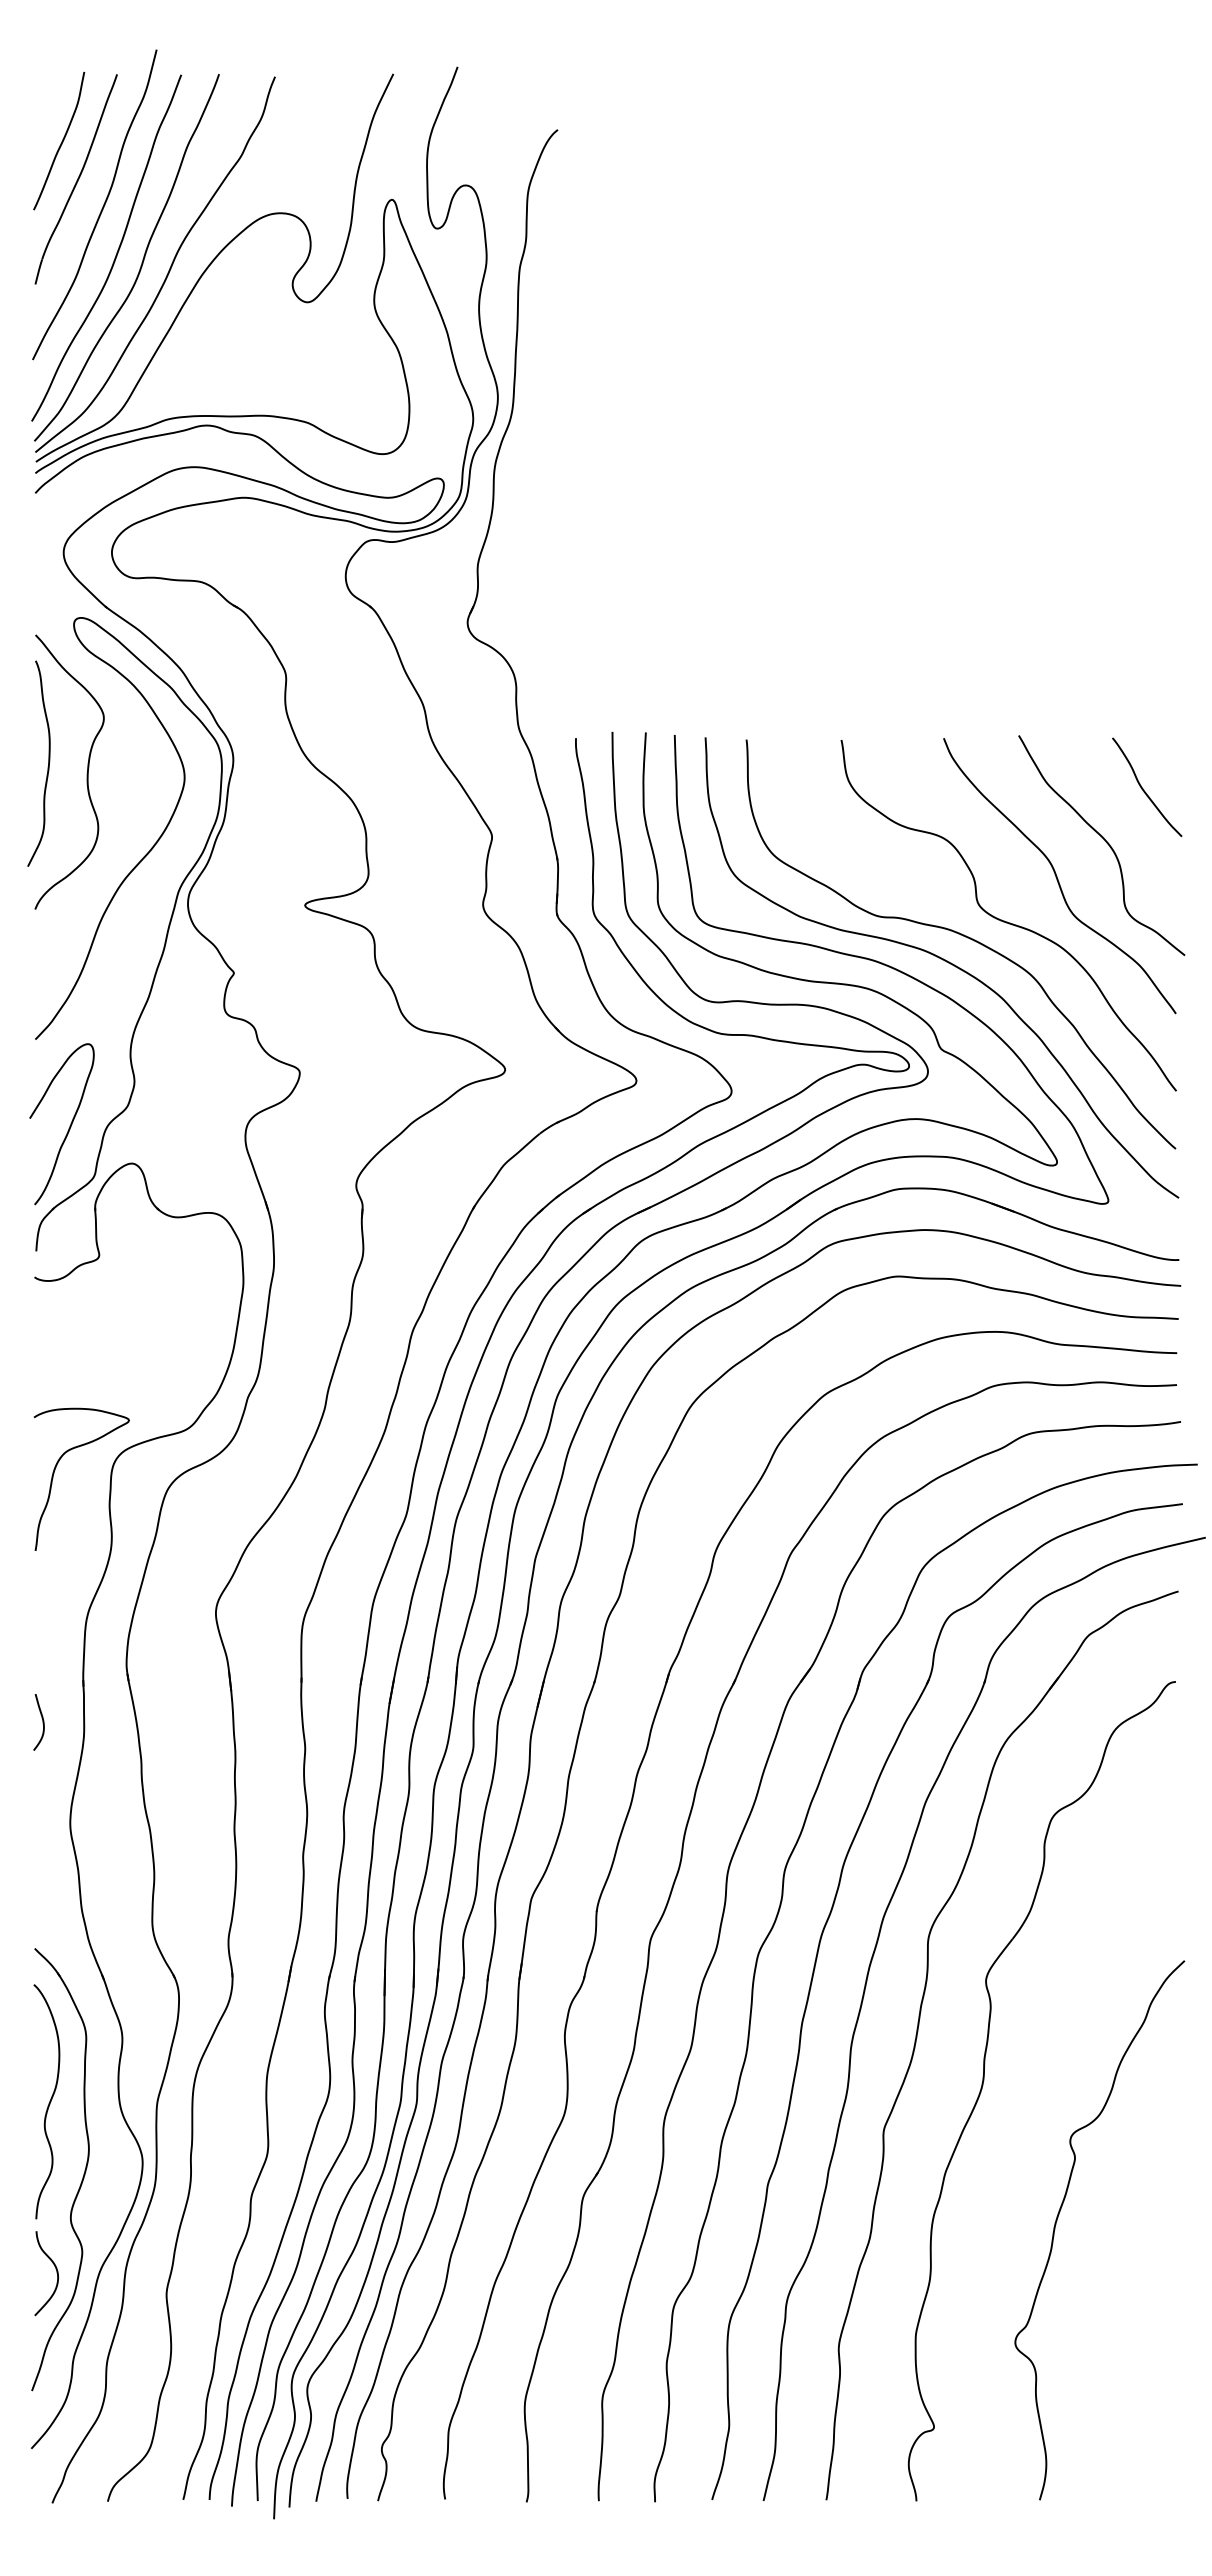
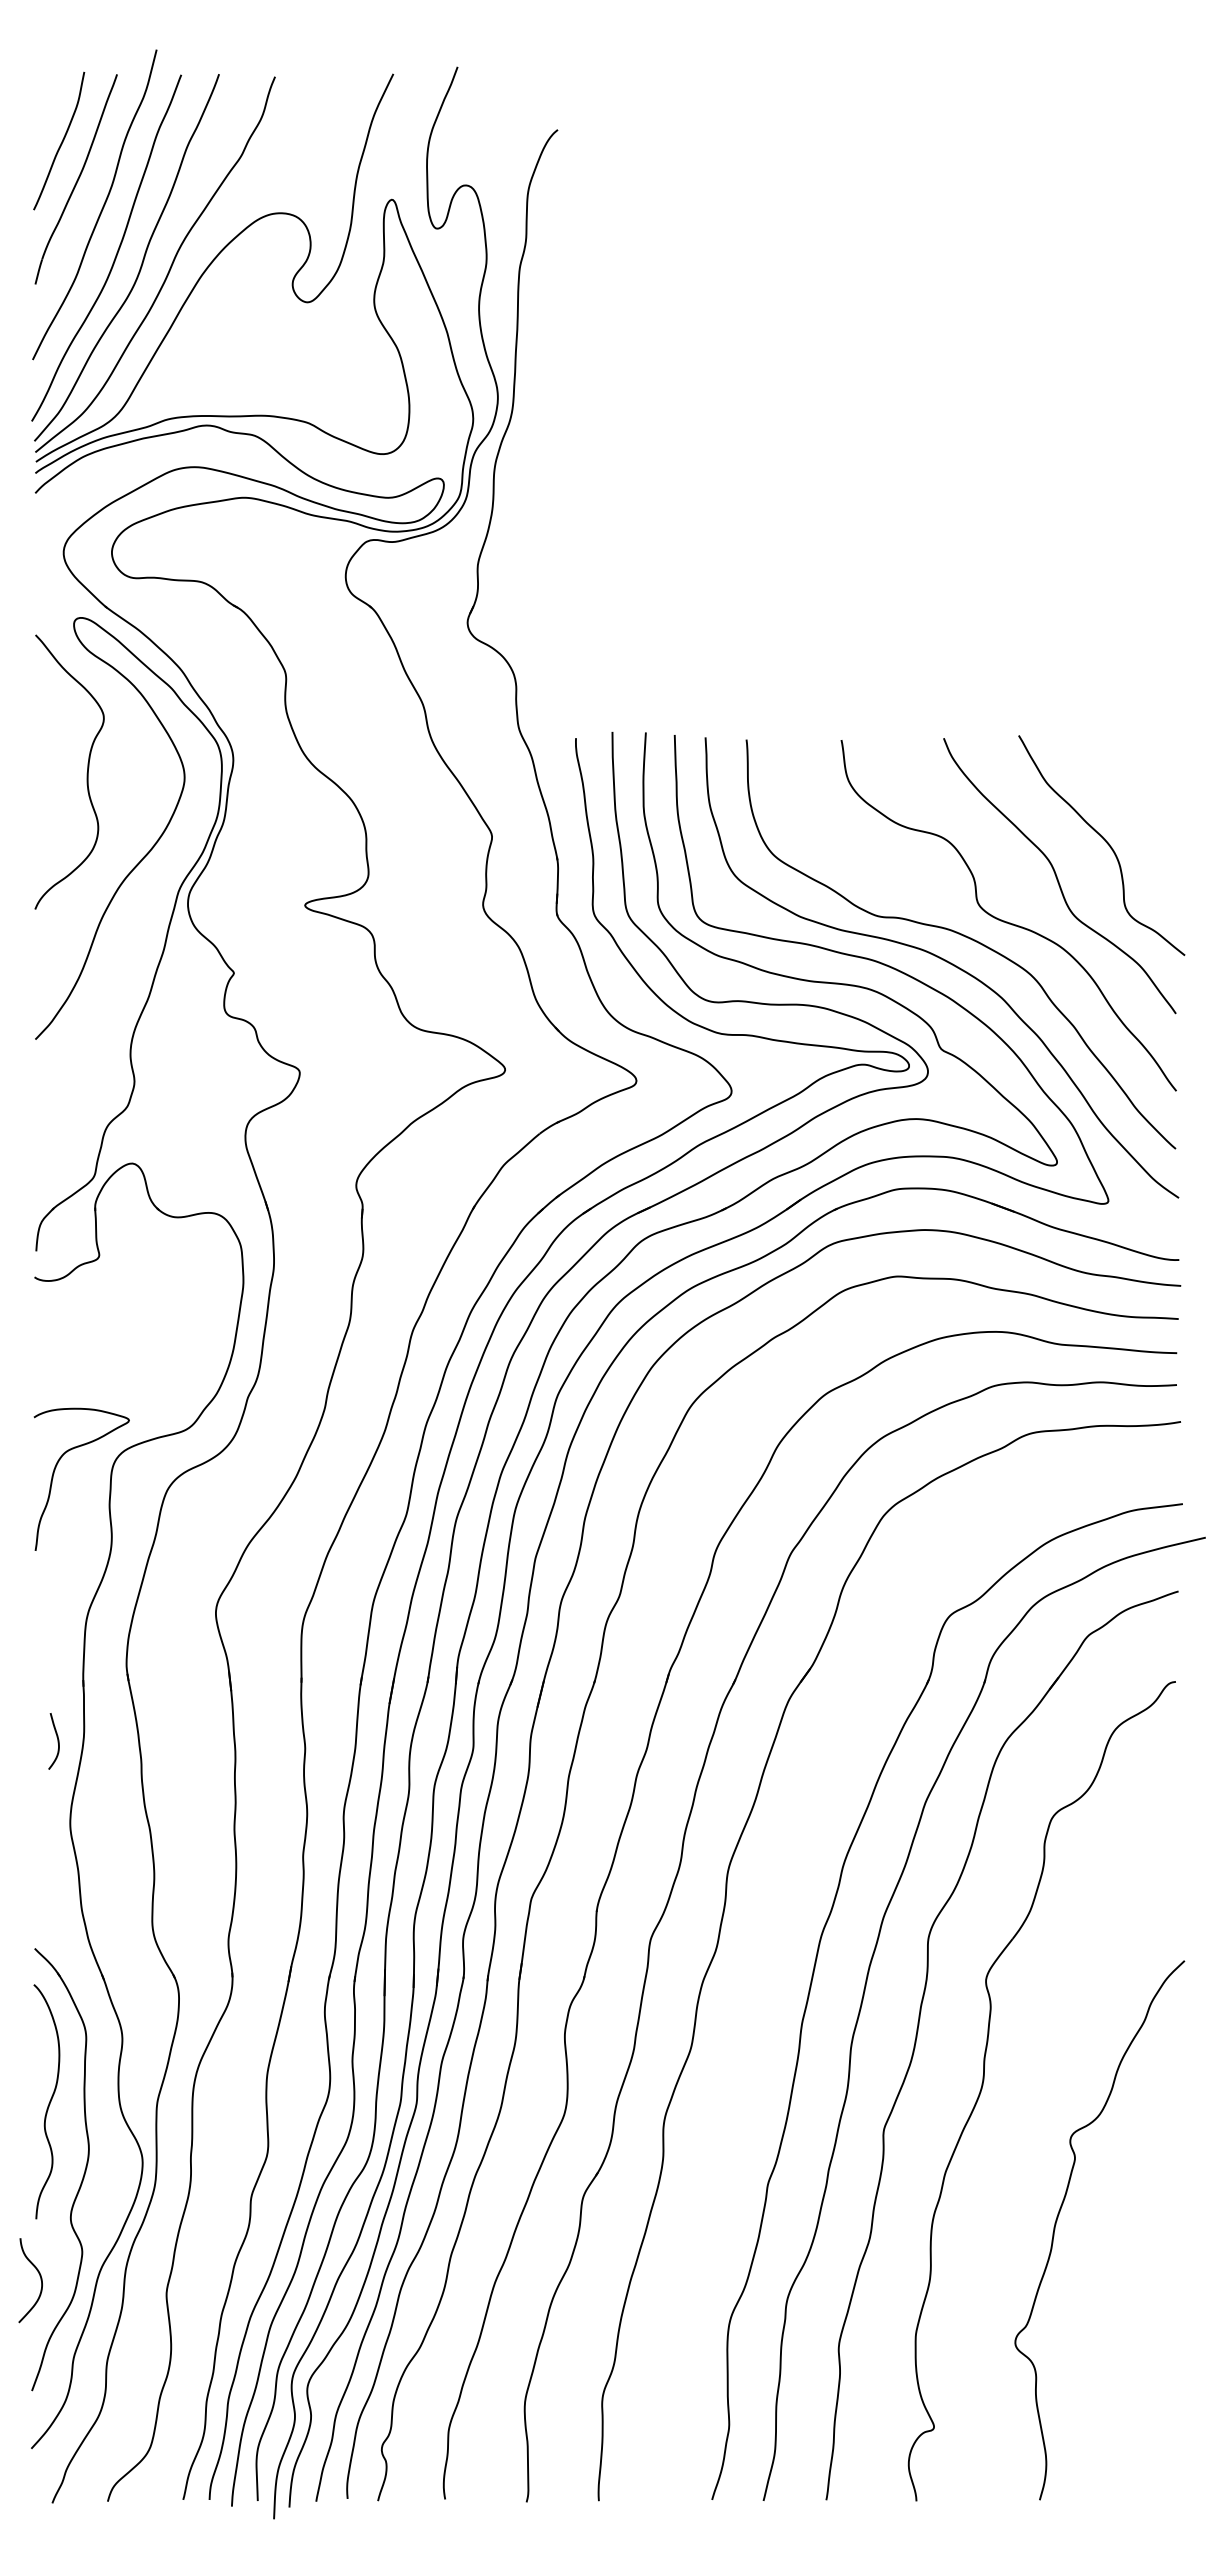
curve: present -> none (47, 766)
curve: present -> none (1143, 788)
curve: present -> none (68, 1128)
curve position: (42, 1722) -> (57, 1741) (57, 1741)
part: present -> none (775, 1923)
curve position: (55, 2269) -> (39, 2276) (39, 2276)
